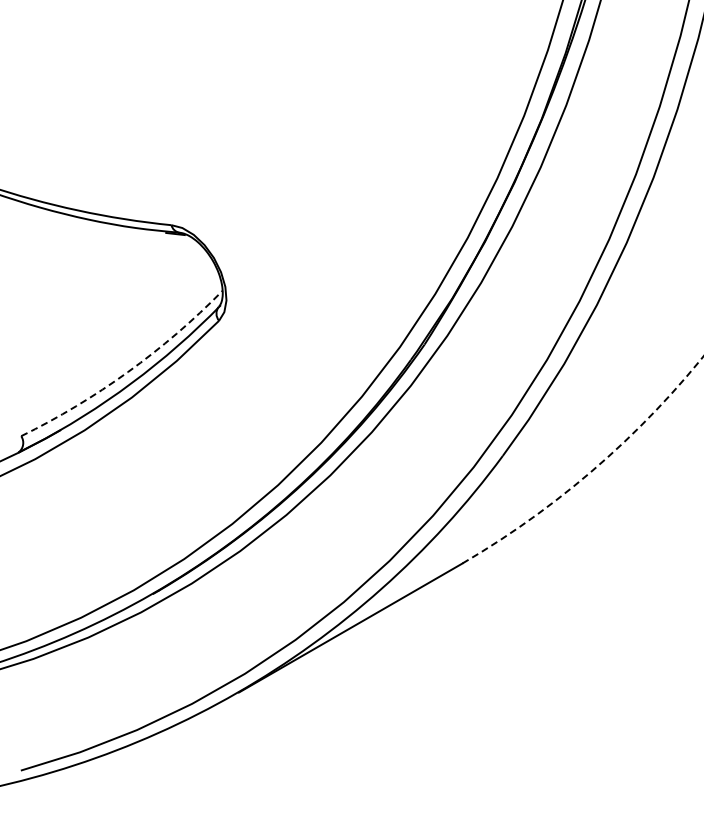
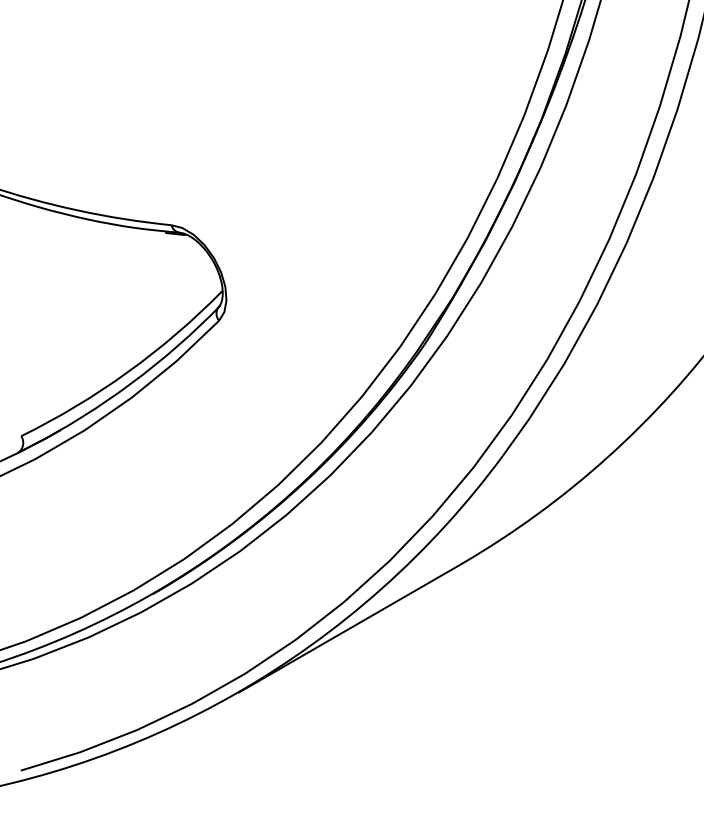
arc: dashed -> solid (128, 372)
arc: dashed -> solid (592, 470)
